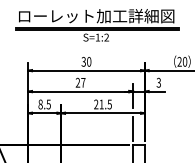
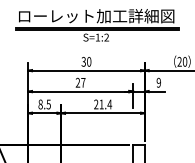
text: 3 -> 9 (158, 82)
text: 21.5 -> 21.4 (109, 104)
line: present -> none (133, 128)
